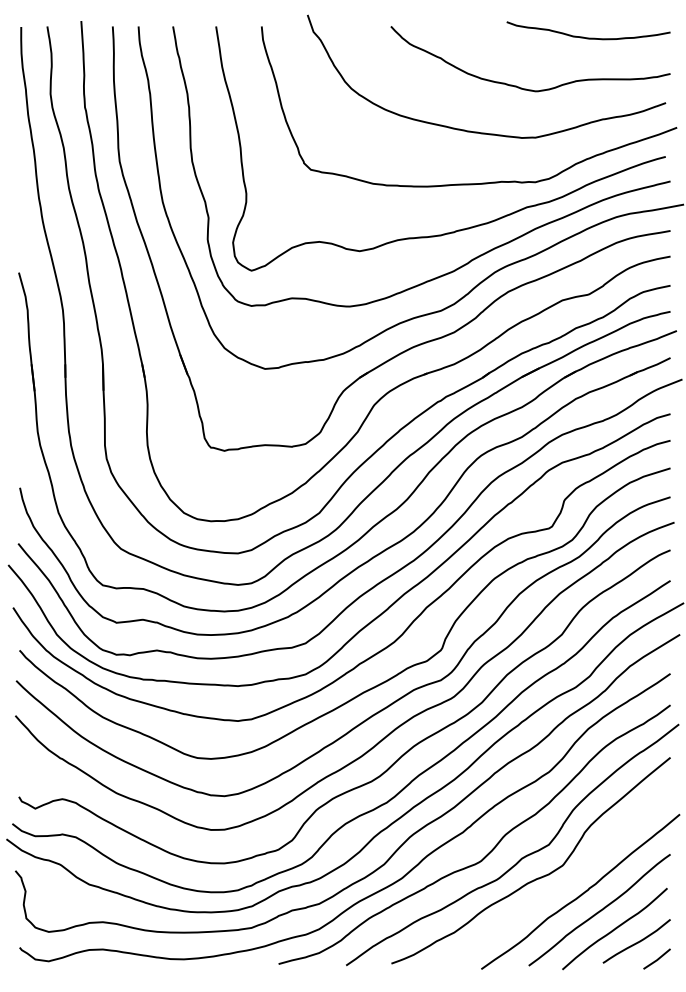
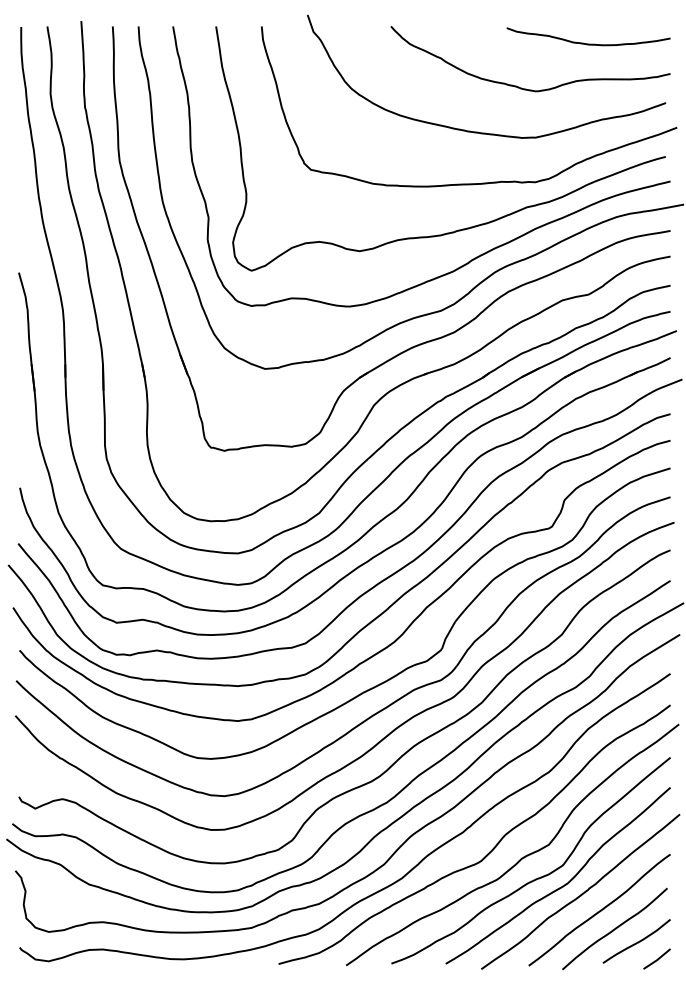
curve position: (588, 37) -> (588, 43) (588, 43)
curve: none -> present (562, 885)
